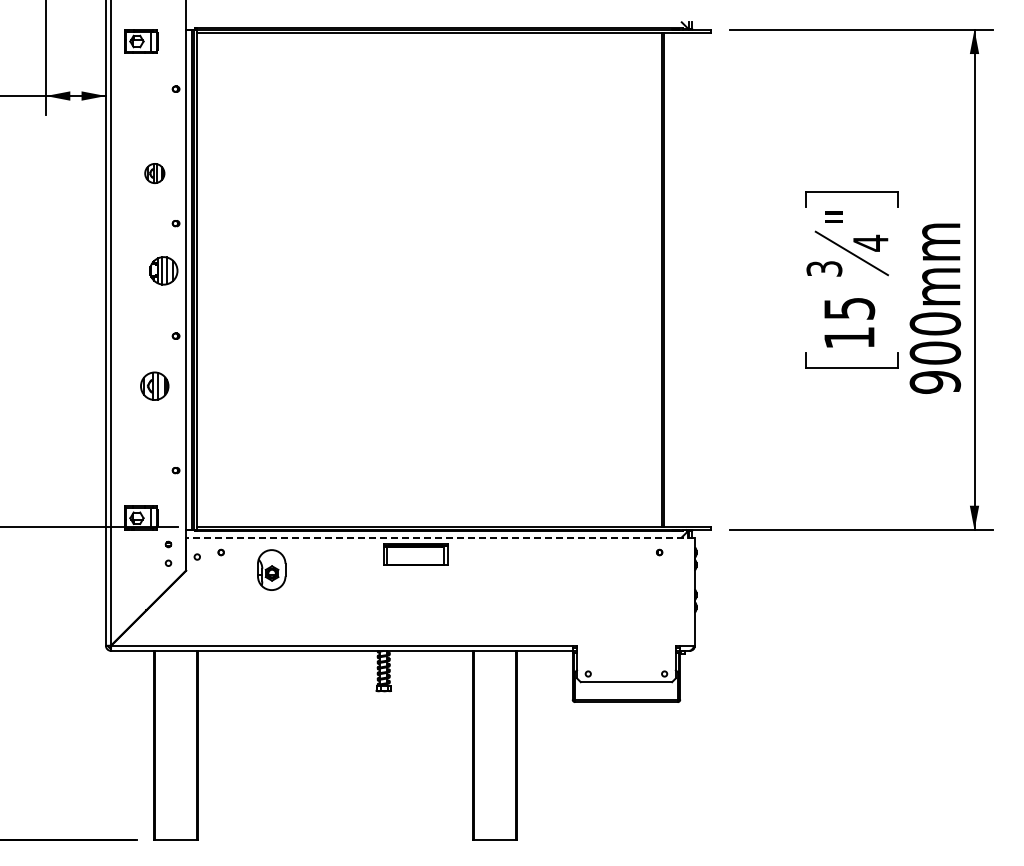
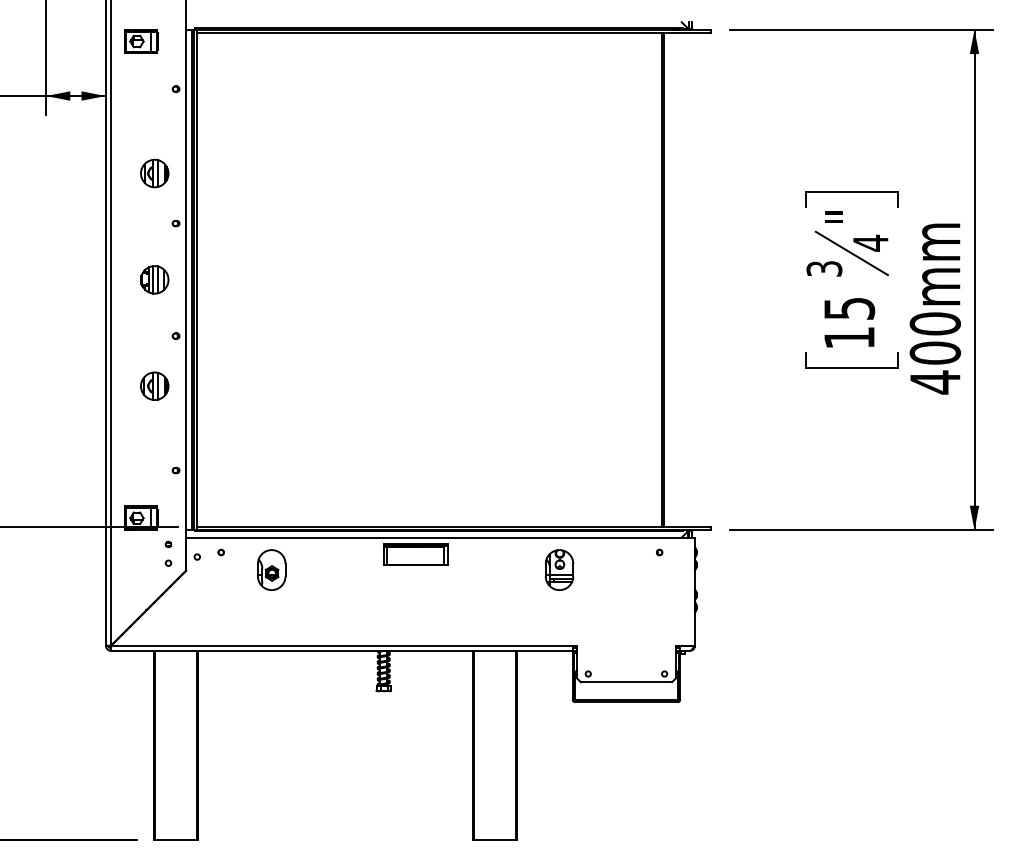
part size: 22x21 px -> 30x31 px (154, 173)
part position: (163, 270) -> (154, 279) (154, 279)
text: 900mm -> 400mm (935, 382)
line: dashed -> solid (439, 537)
part: none -> present (559, 569)
